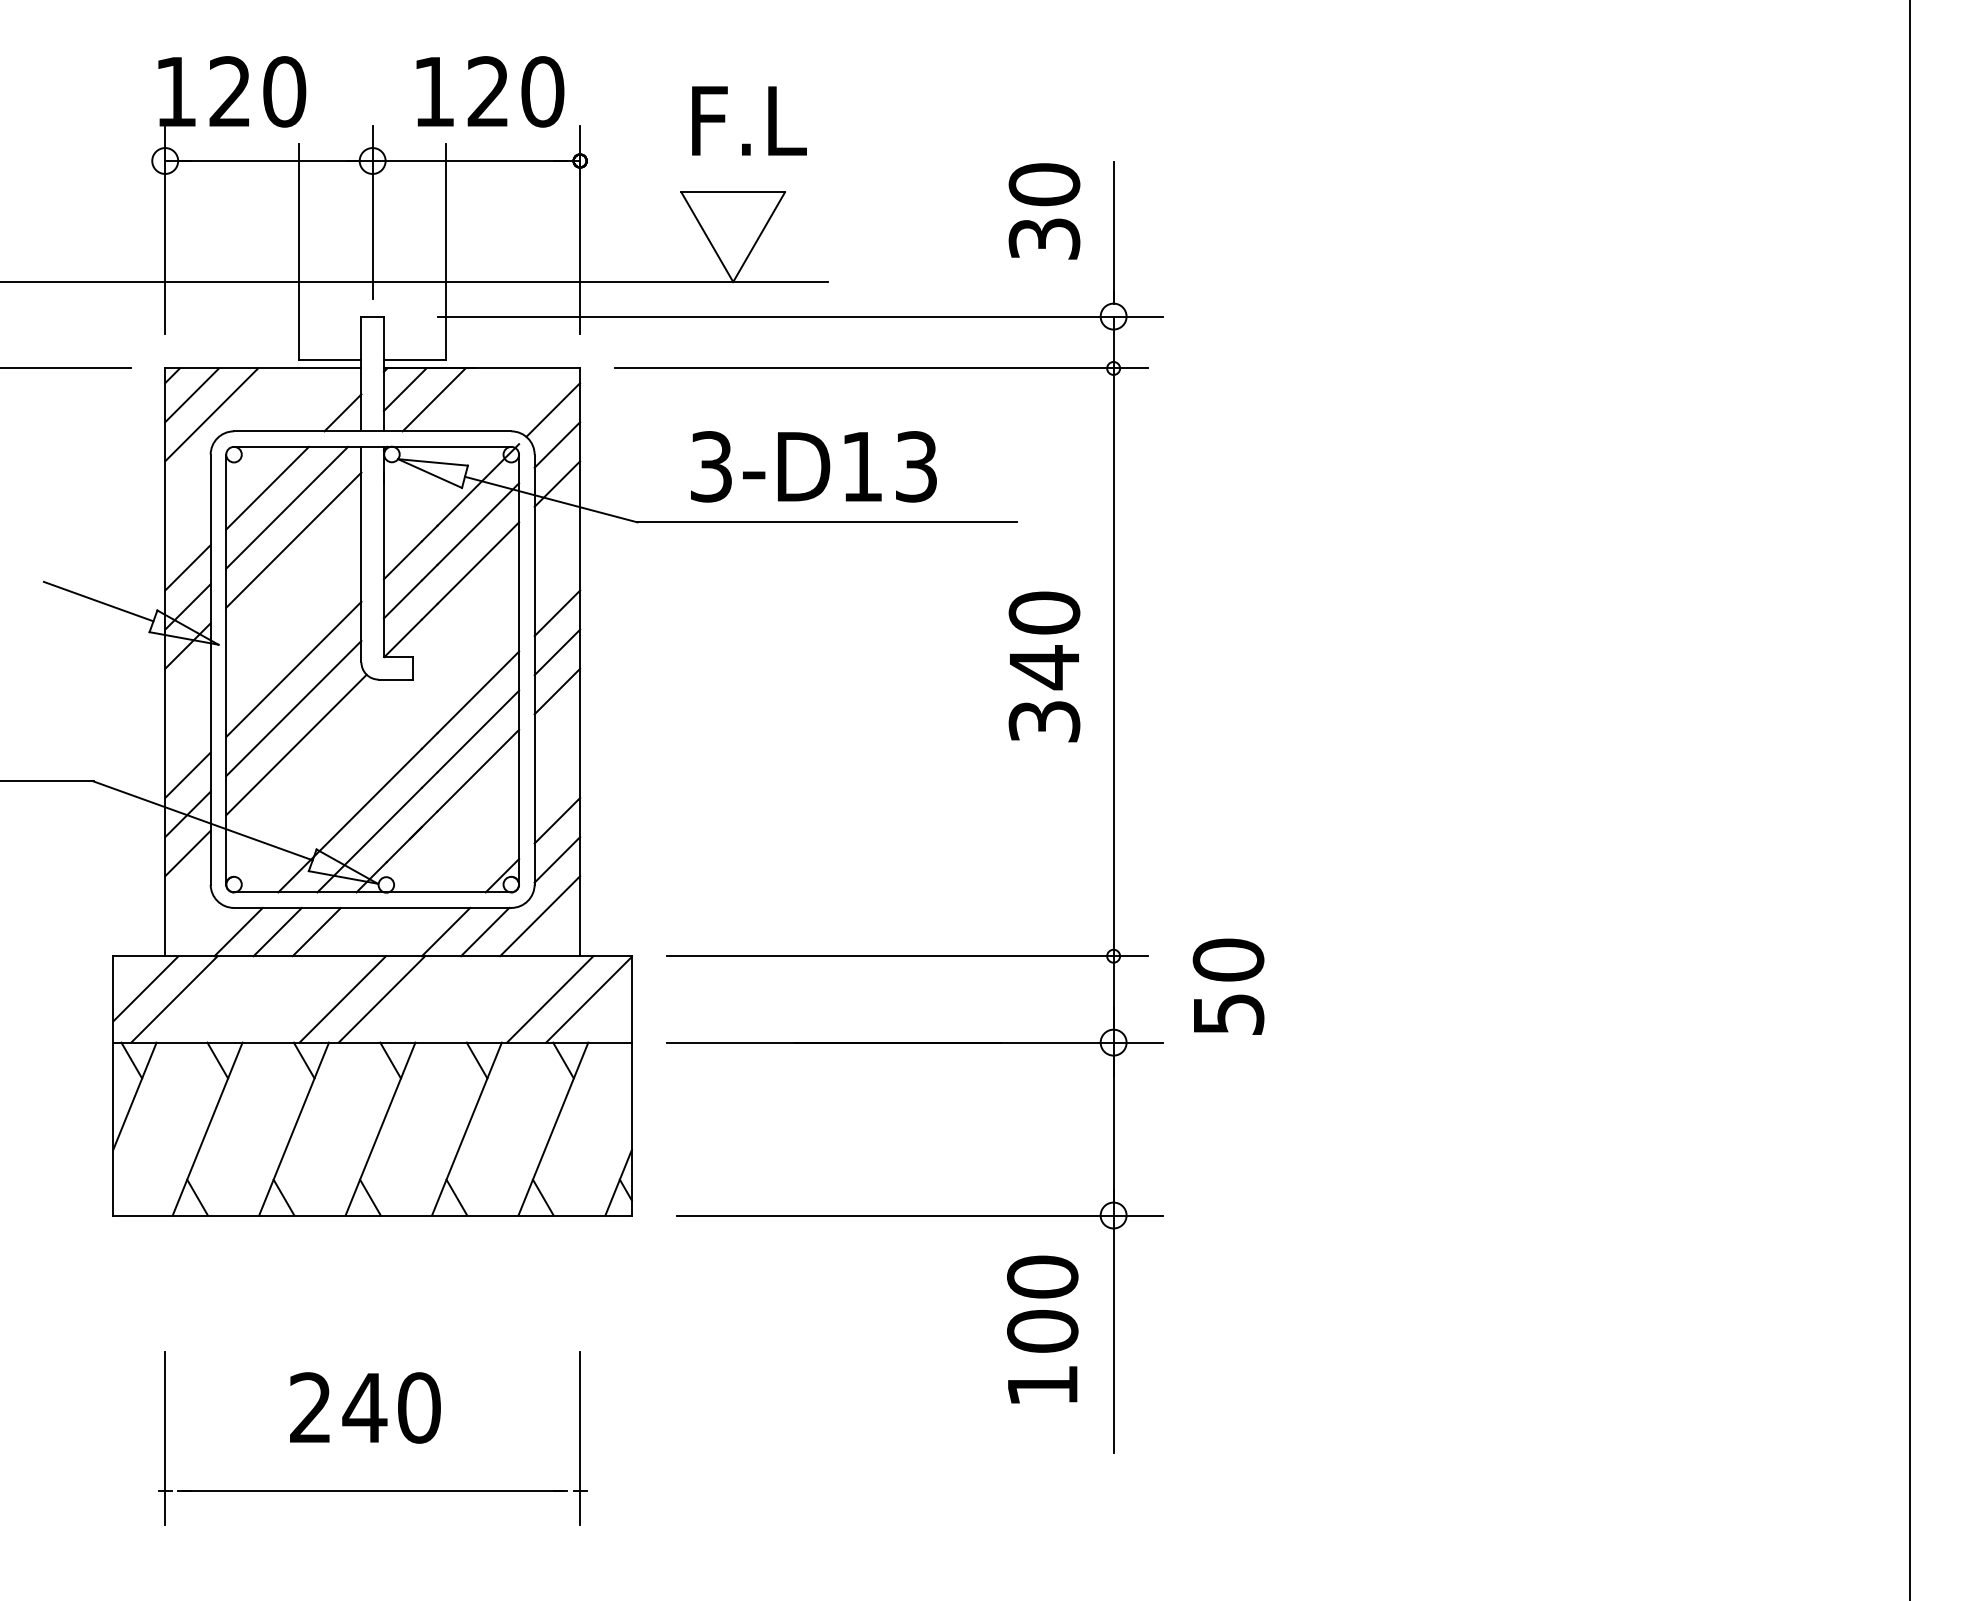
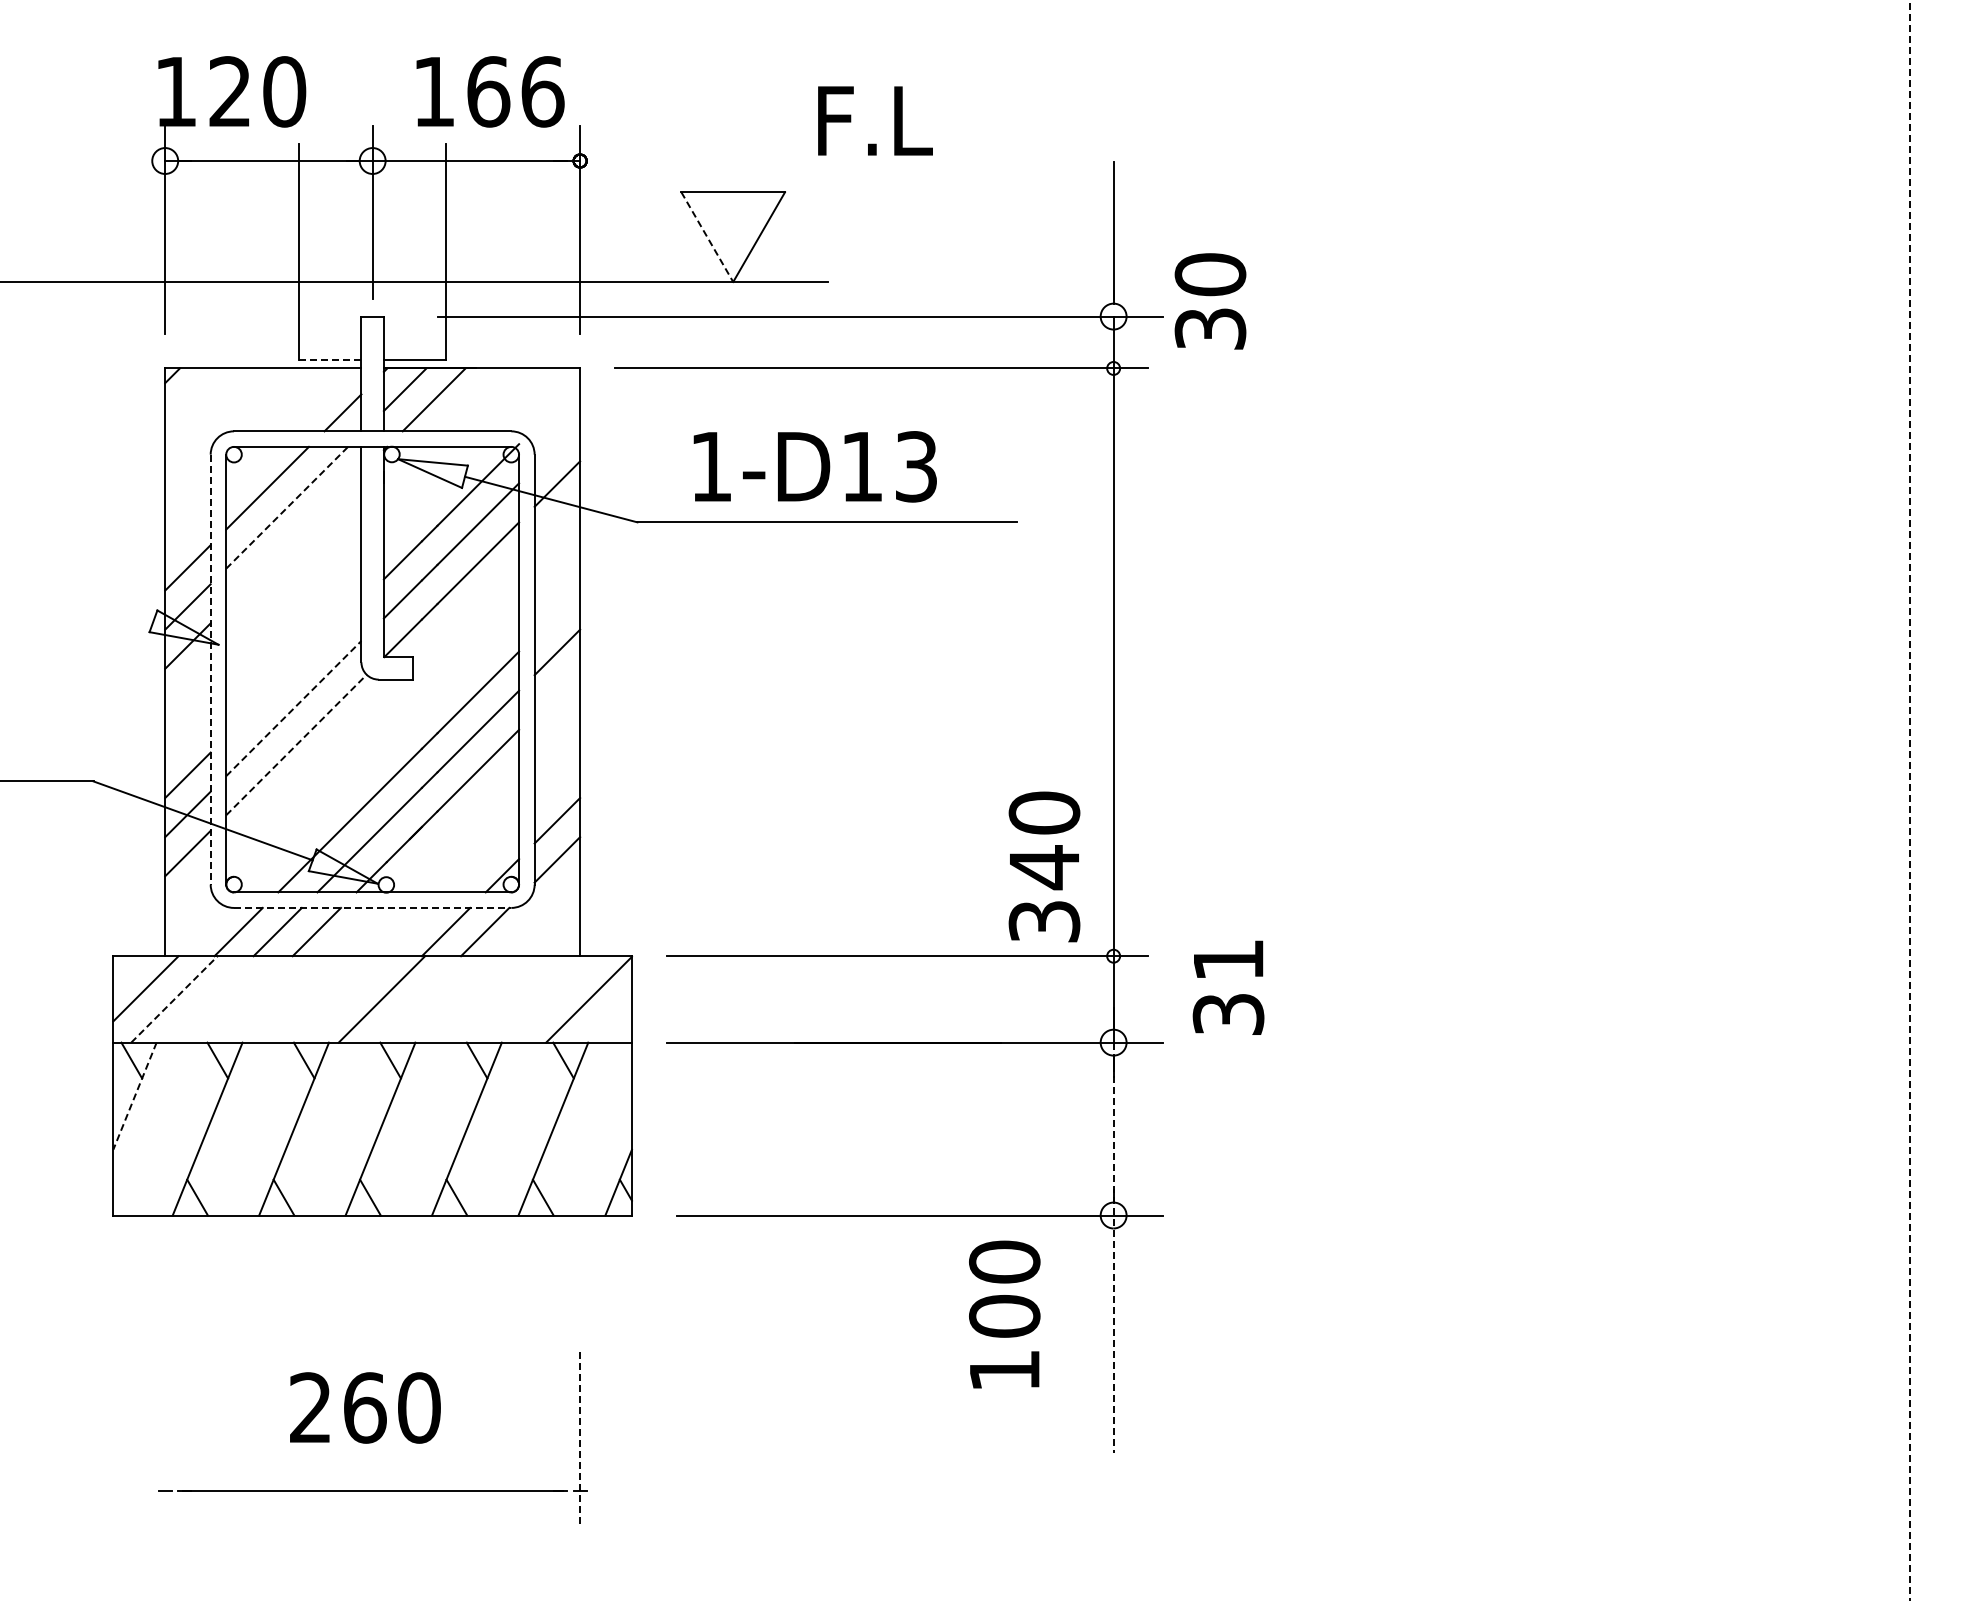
text: 120 -> 166 (515, 91)
text position: (749, 120) -> (875, 120) (875, 120)
text position: (1044, 211) -> (1210, 301) (1210, 301)
line: solid -> dashed (707, 237)
line: solid -> dashed (330, 359)
line: present -> none (66, 368)
line: present -> none (192, 395)
line: present -> none (553, 409)
line: present -> none (211, 414)
line: present -> none (557, 444)
text: 3-D13 -> 1-D13 (711, 466)
line: solid -> dashed (287, 507)
line: present -> none (293, 539)
line: present -> none (98, 601)
line: present -> none (557, 613)
text position: (1044, 666) -> (1044, 866) (1044, 866)
line: solid -> dashed (210, 669)
line: present -> none (293, 669)
line: present -> none (557, 691)
line: solid -> dashed (293, 708)
line: solid -> dashed (296, 744)
line: solid -> dashed (1909, 799)
line: solid -> dashed (372, 907)
line: present -> none (540, 916)
text: 50 -> 31 (1228, 986)
line: solid -> dashed (174, 999)
line: present -> none (342, 999)
line: present -> none (550, 999)
line: solid -> dashed (135, 1096)
line: solid -> dashed (1113, 1248)
text position: (1042, 1329) -> (1004, 1314) (1004, 1314)
text: 240 -> 260 (364, 1407)
line: present -> none (165, 1438)
line: solid -> dashed (580, 1439)
